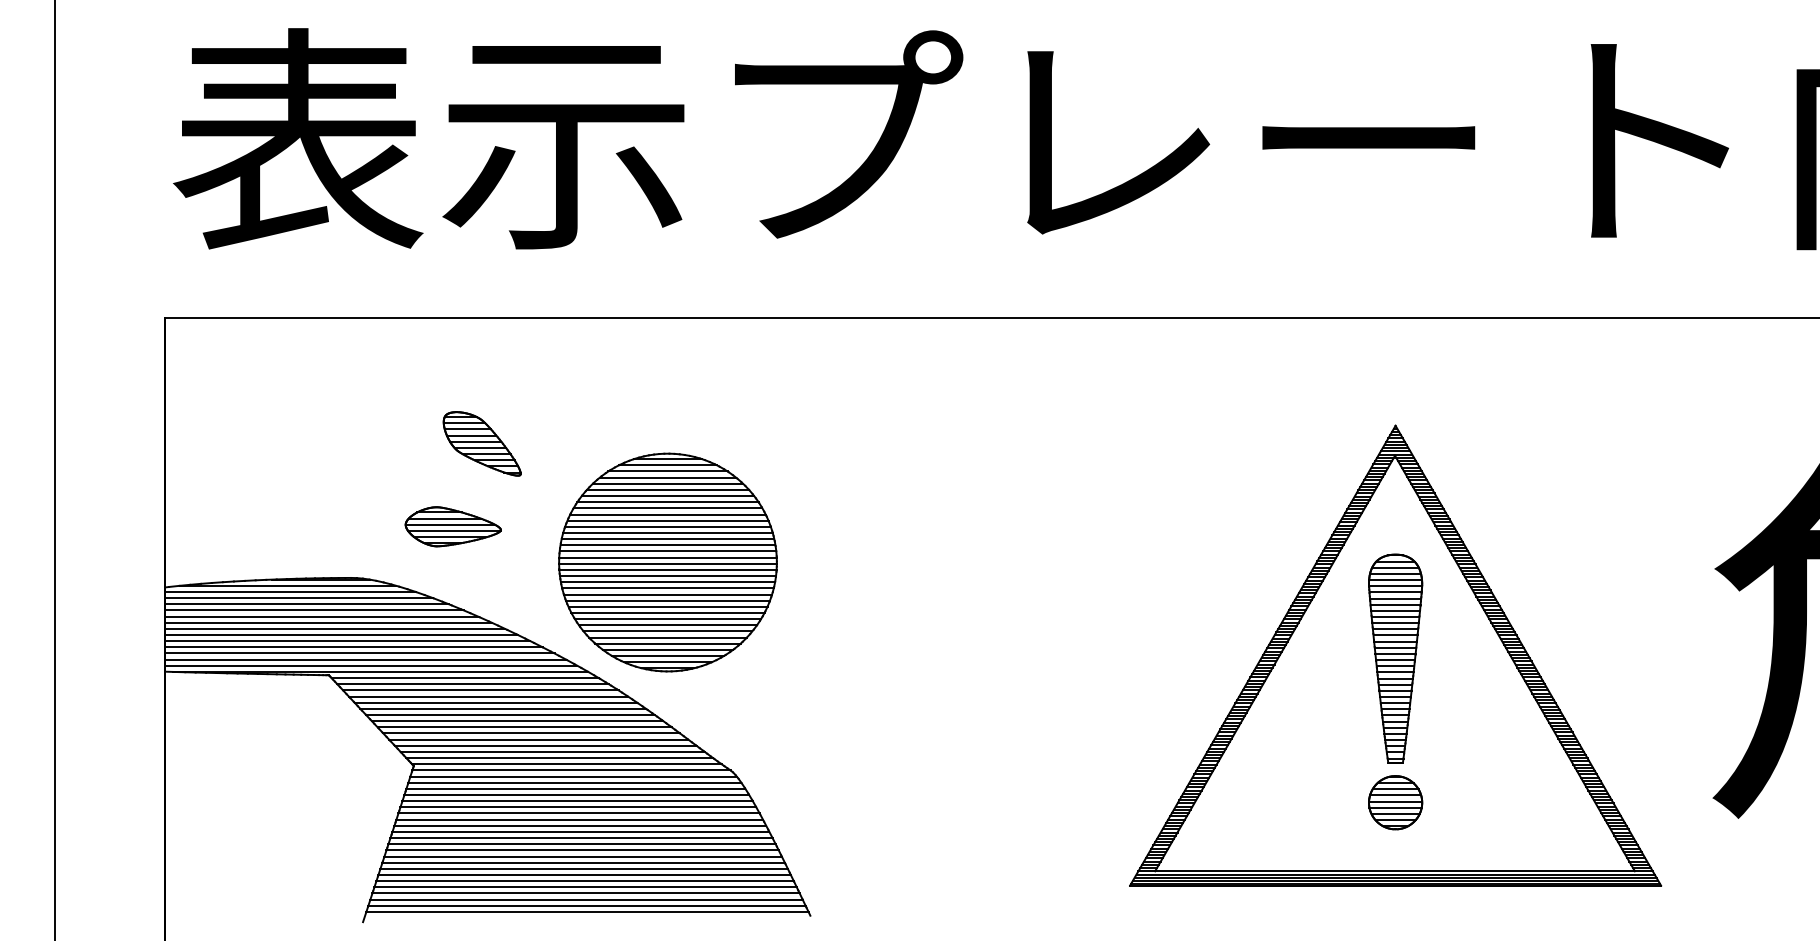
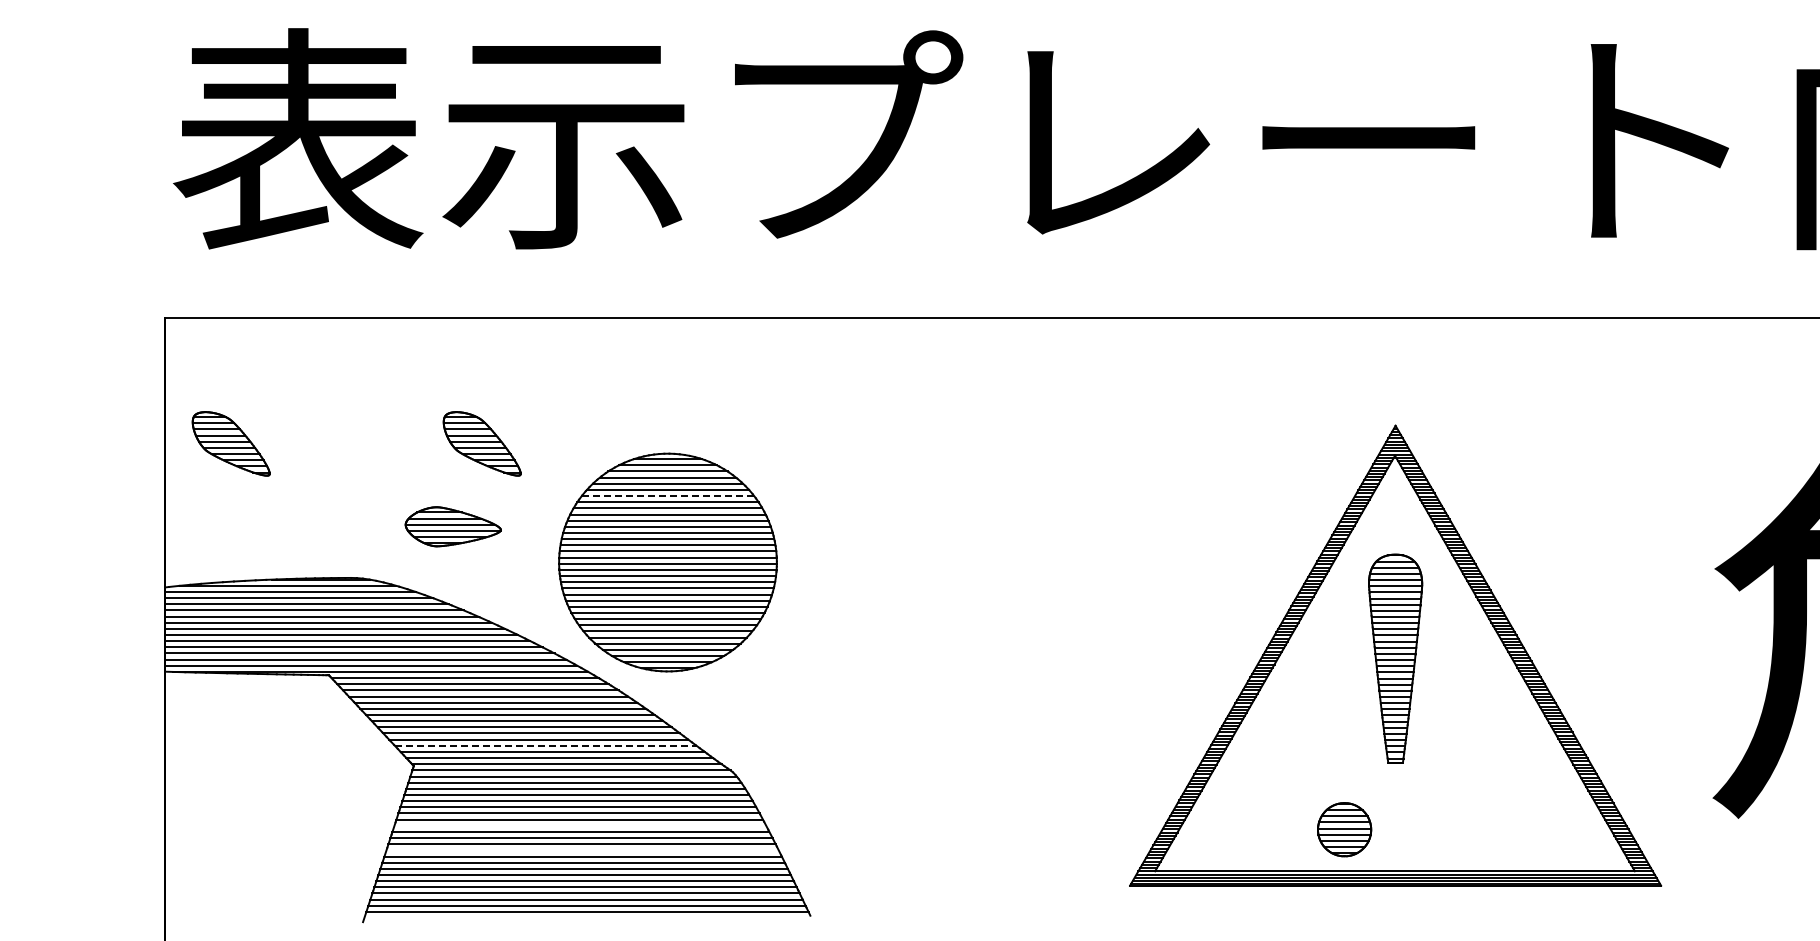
part: none -> present (230, 443)
line: present -> none (54, 469)
line: solid -> dashed (668, 496)
line: solid -> dashed (545, 745)
part position: (1395, 802) -> (1344, 829) (1344, 829)
line: present -> none (580, 825)
line: present -> none (582, 850)
